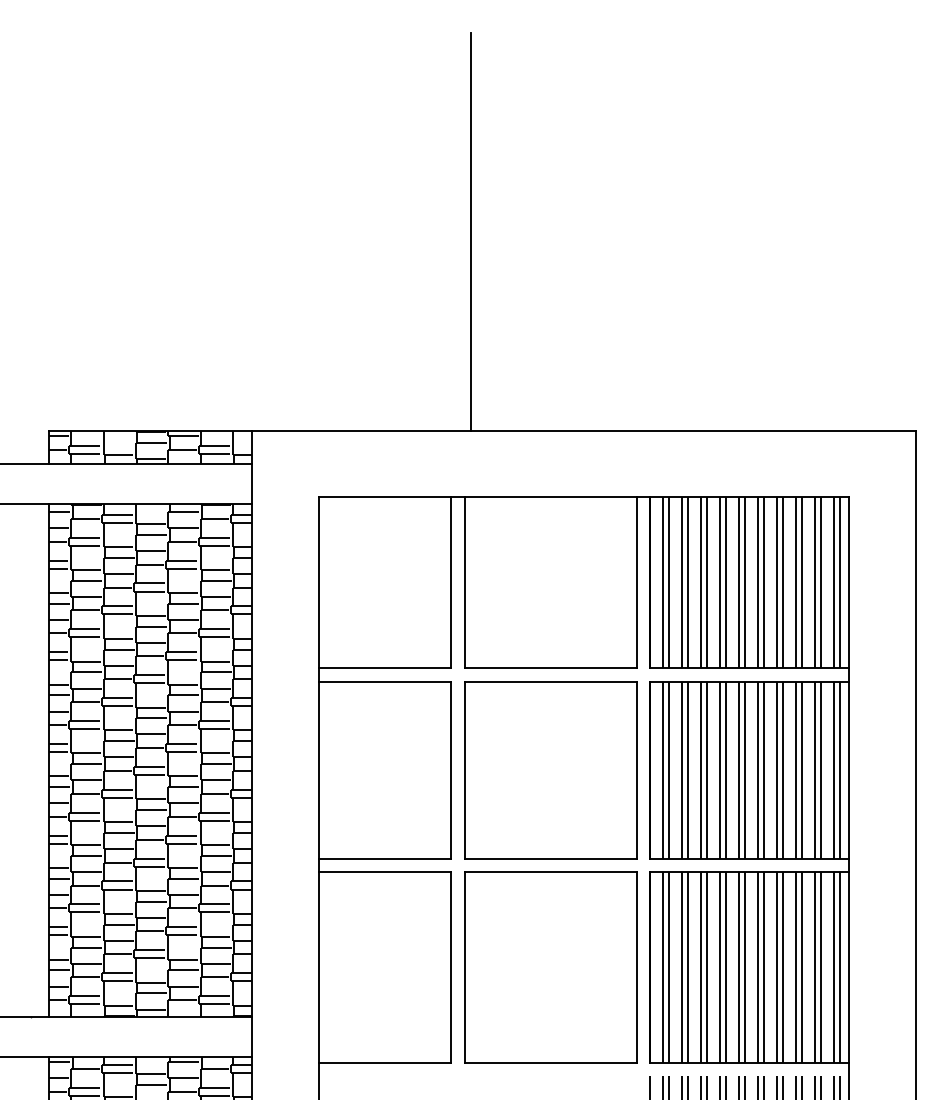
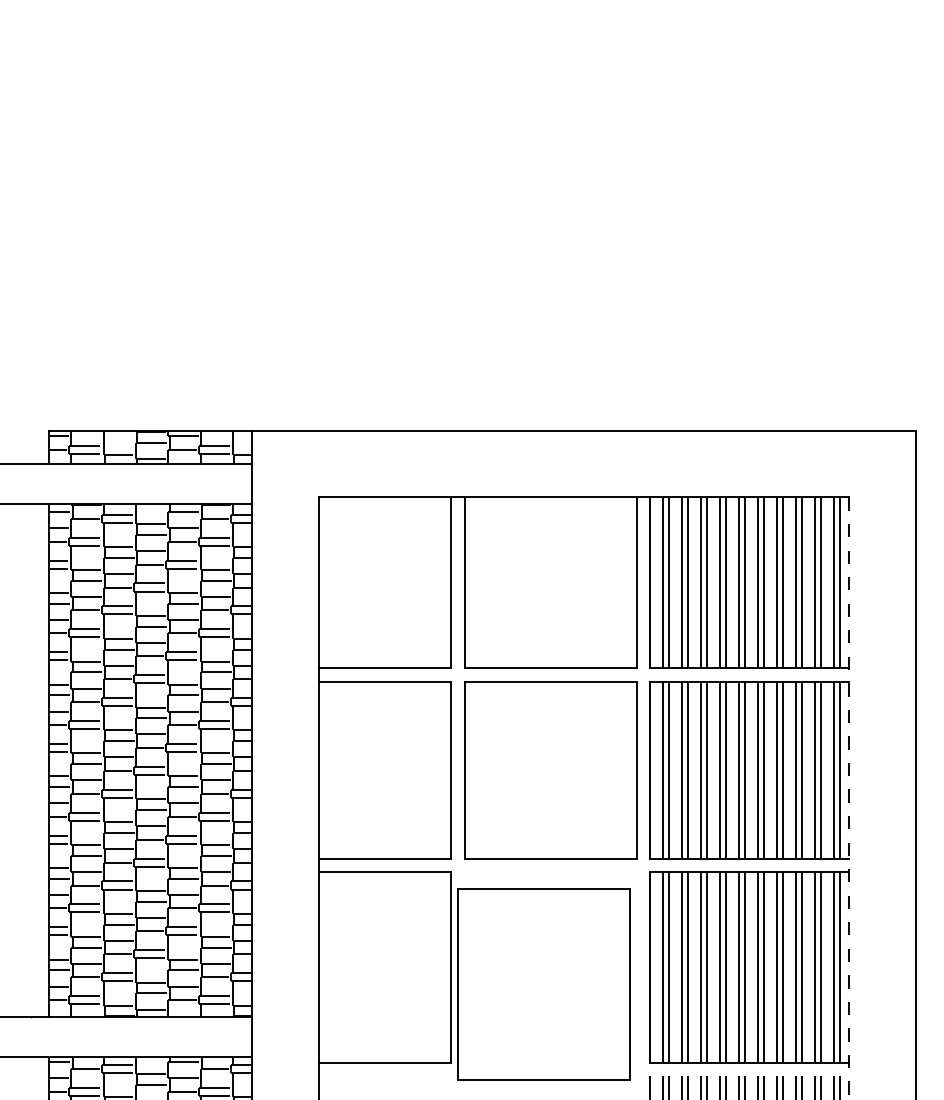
line: present -> none (471, 231)
line: solid -> dashed (849, 798)
part position: (550, 967) -> (543, 984) (543, 984)
